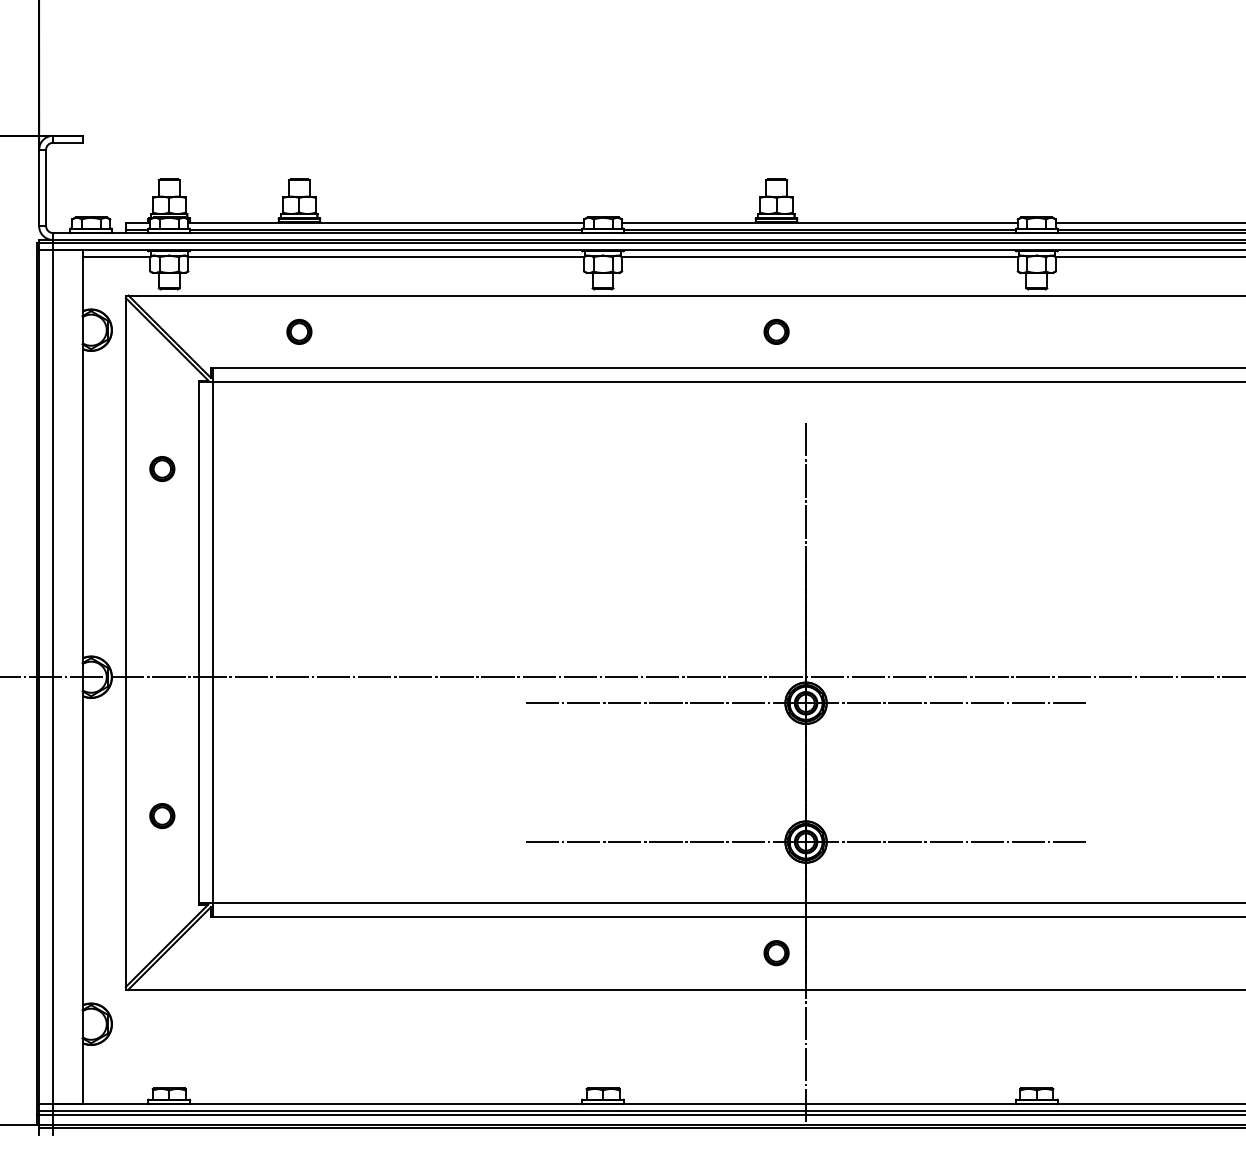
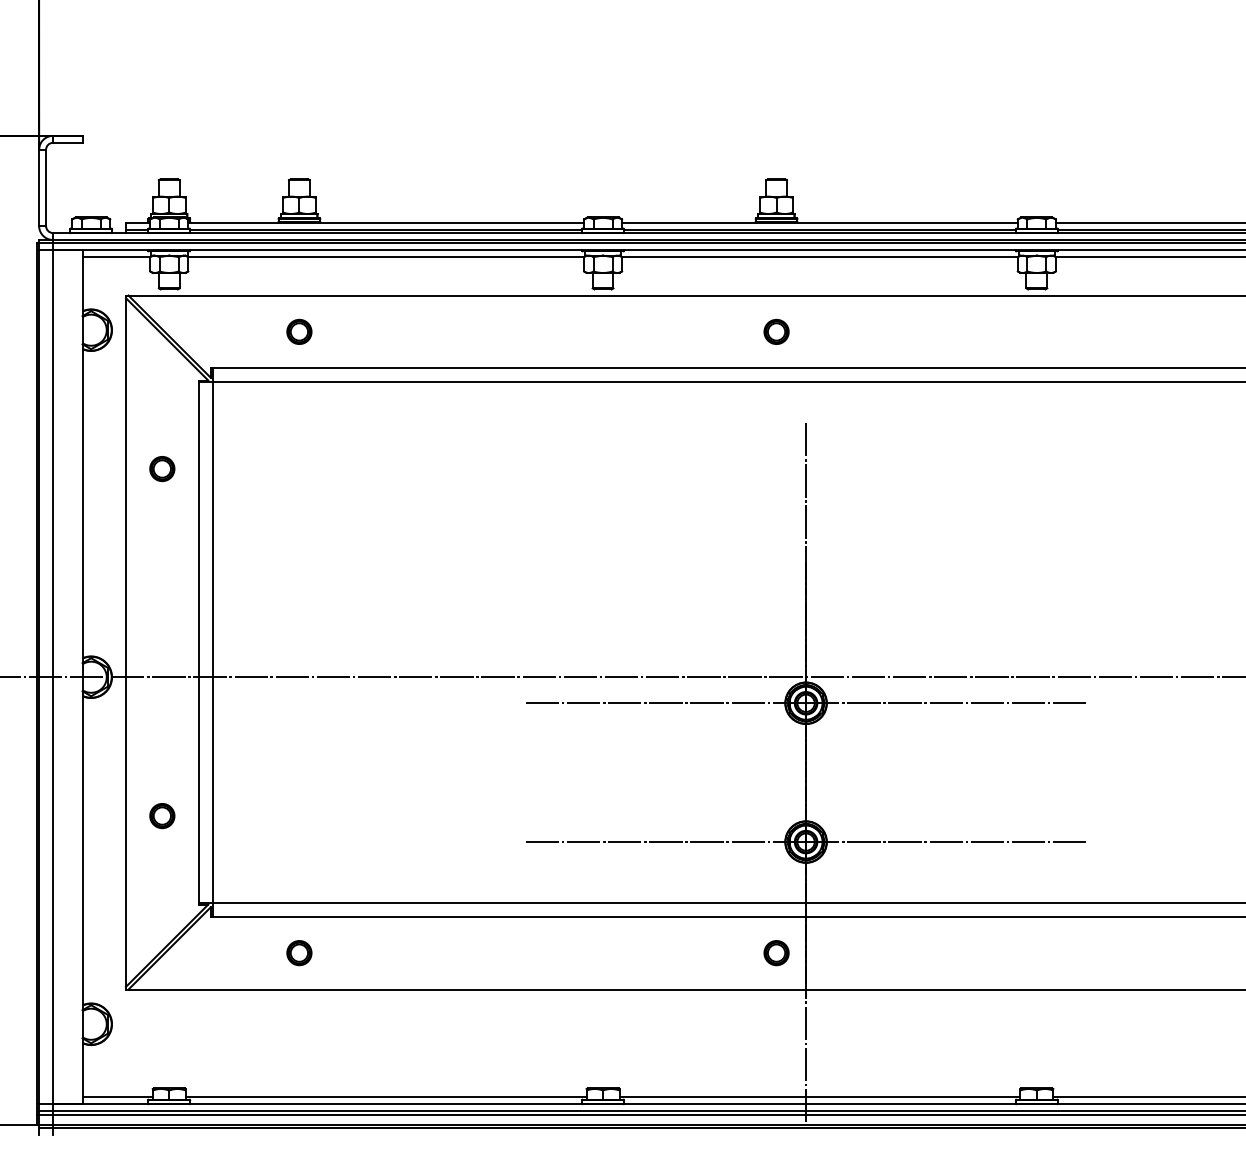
part: none -> present (299, 953)
line: none -> present (117, 1097)
line: none -> present (385, 1097)
line: none -> present (819, 1097)
line: none -> present (1147, 1097)
